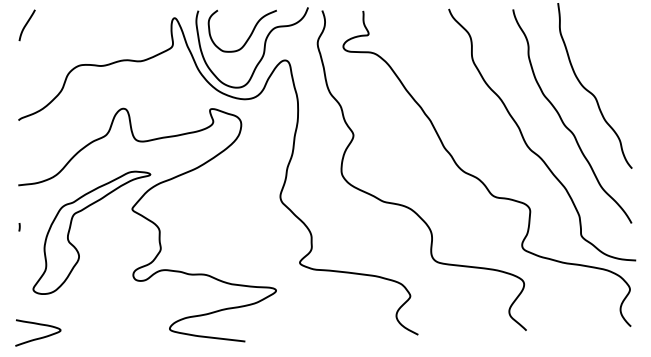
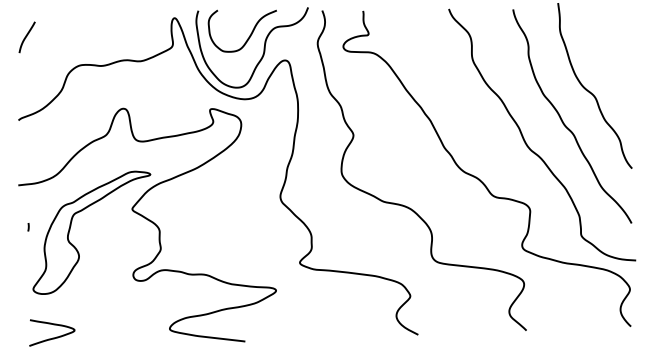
curve position: (26, 25) -> (26, 37) (26, 37)
curve position: (19, 227) -> (28, 227) (28, 227)
curve position: (38, 337) -> (52, 337) (52, 337)
